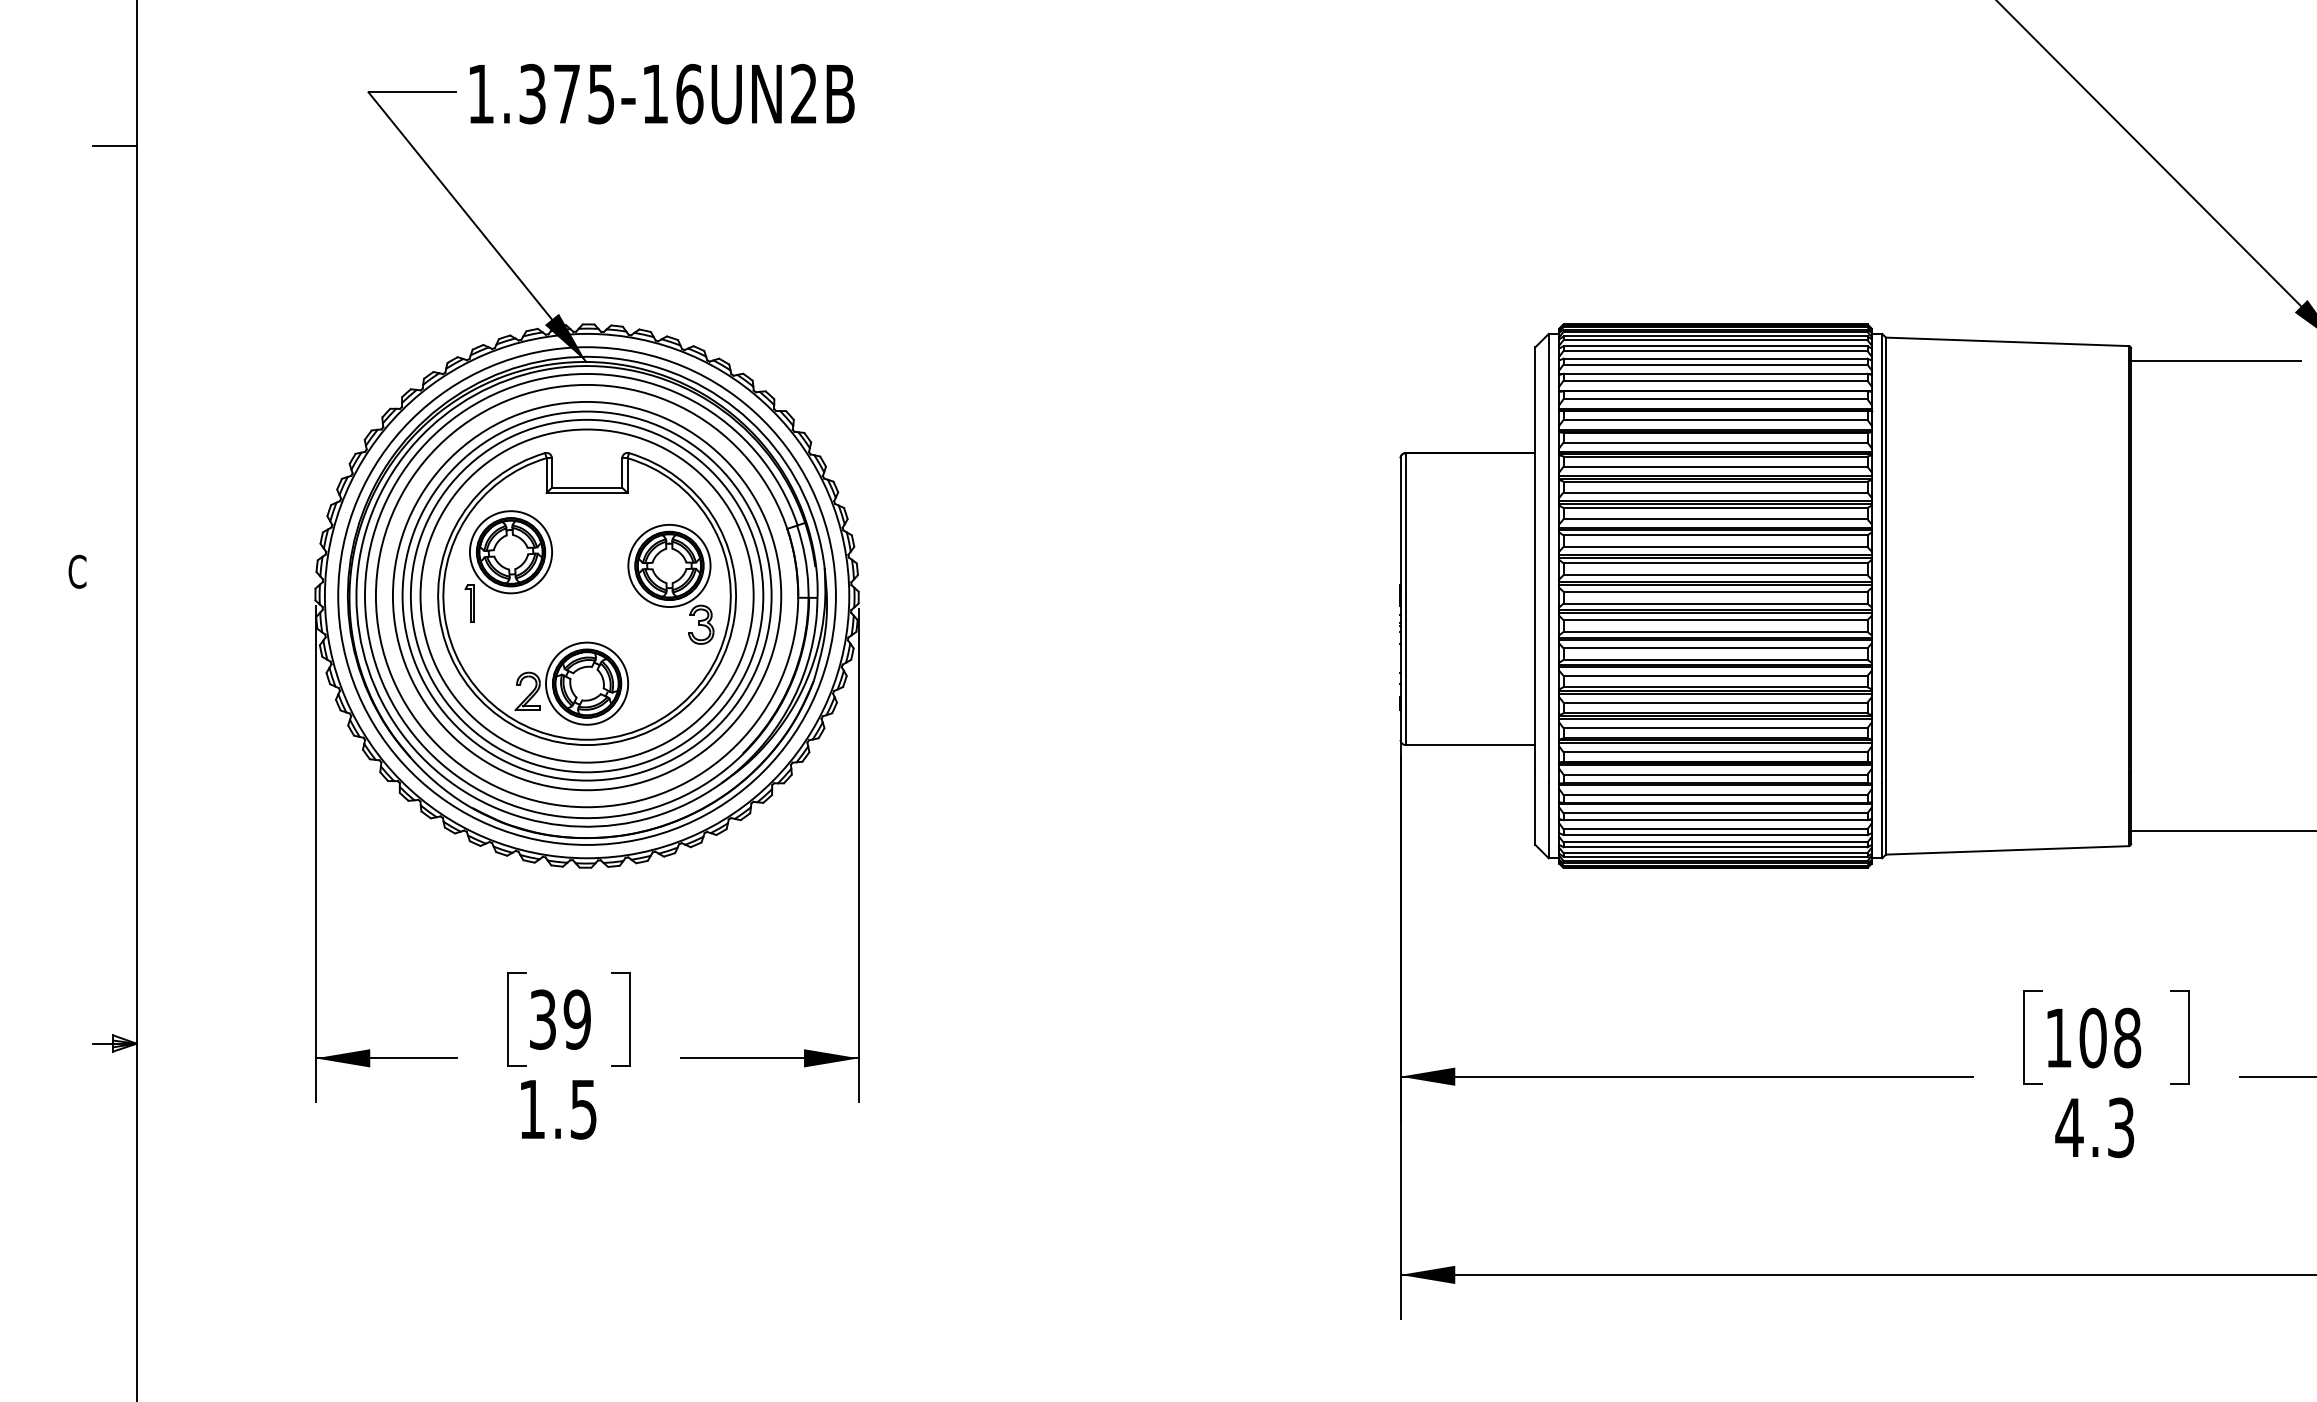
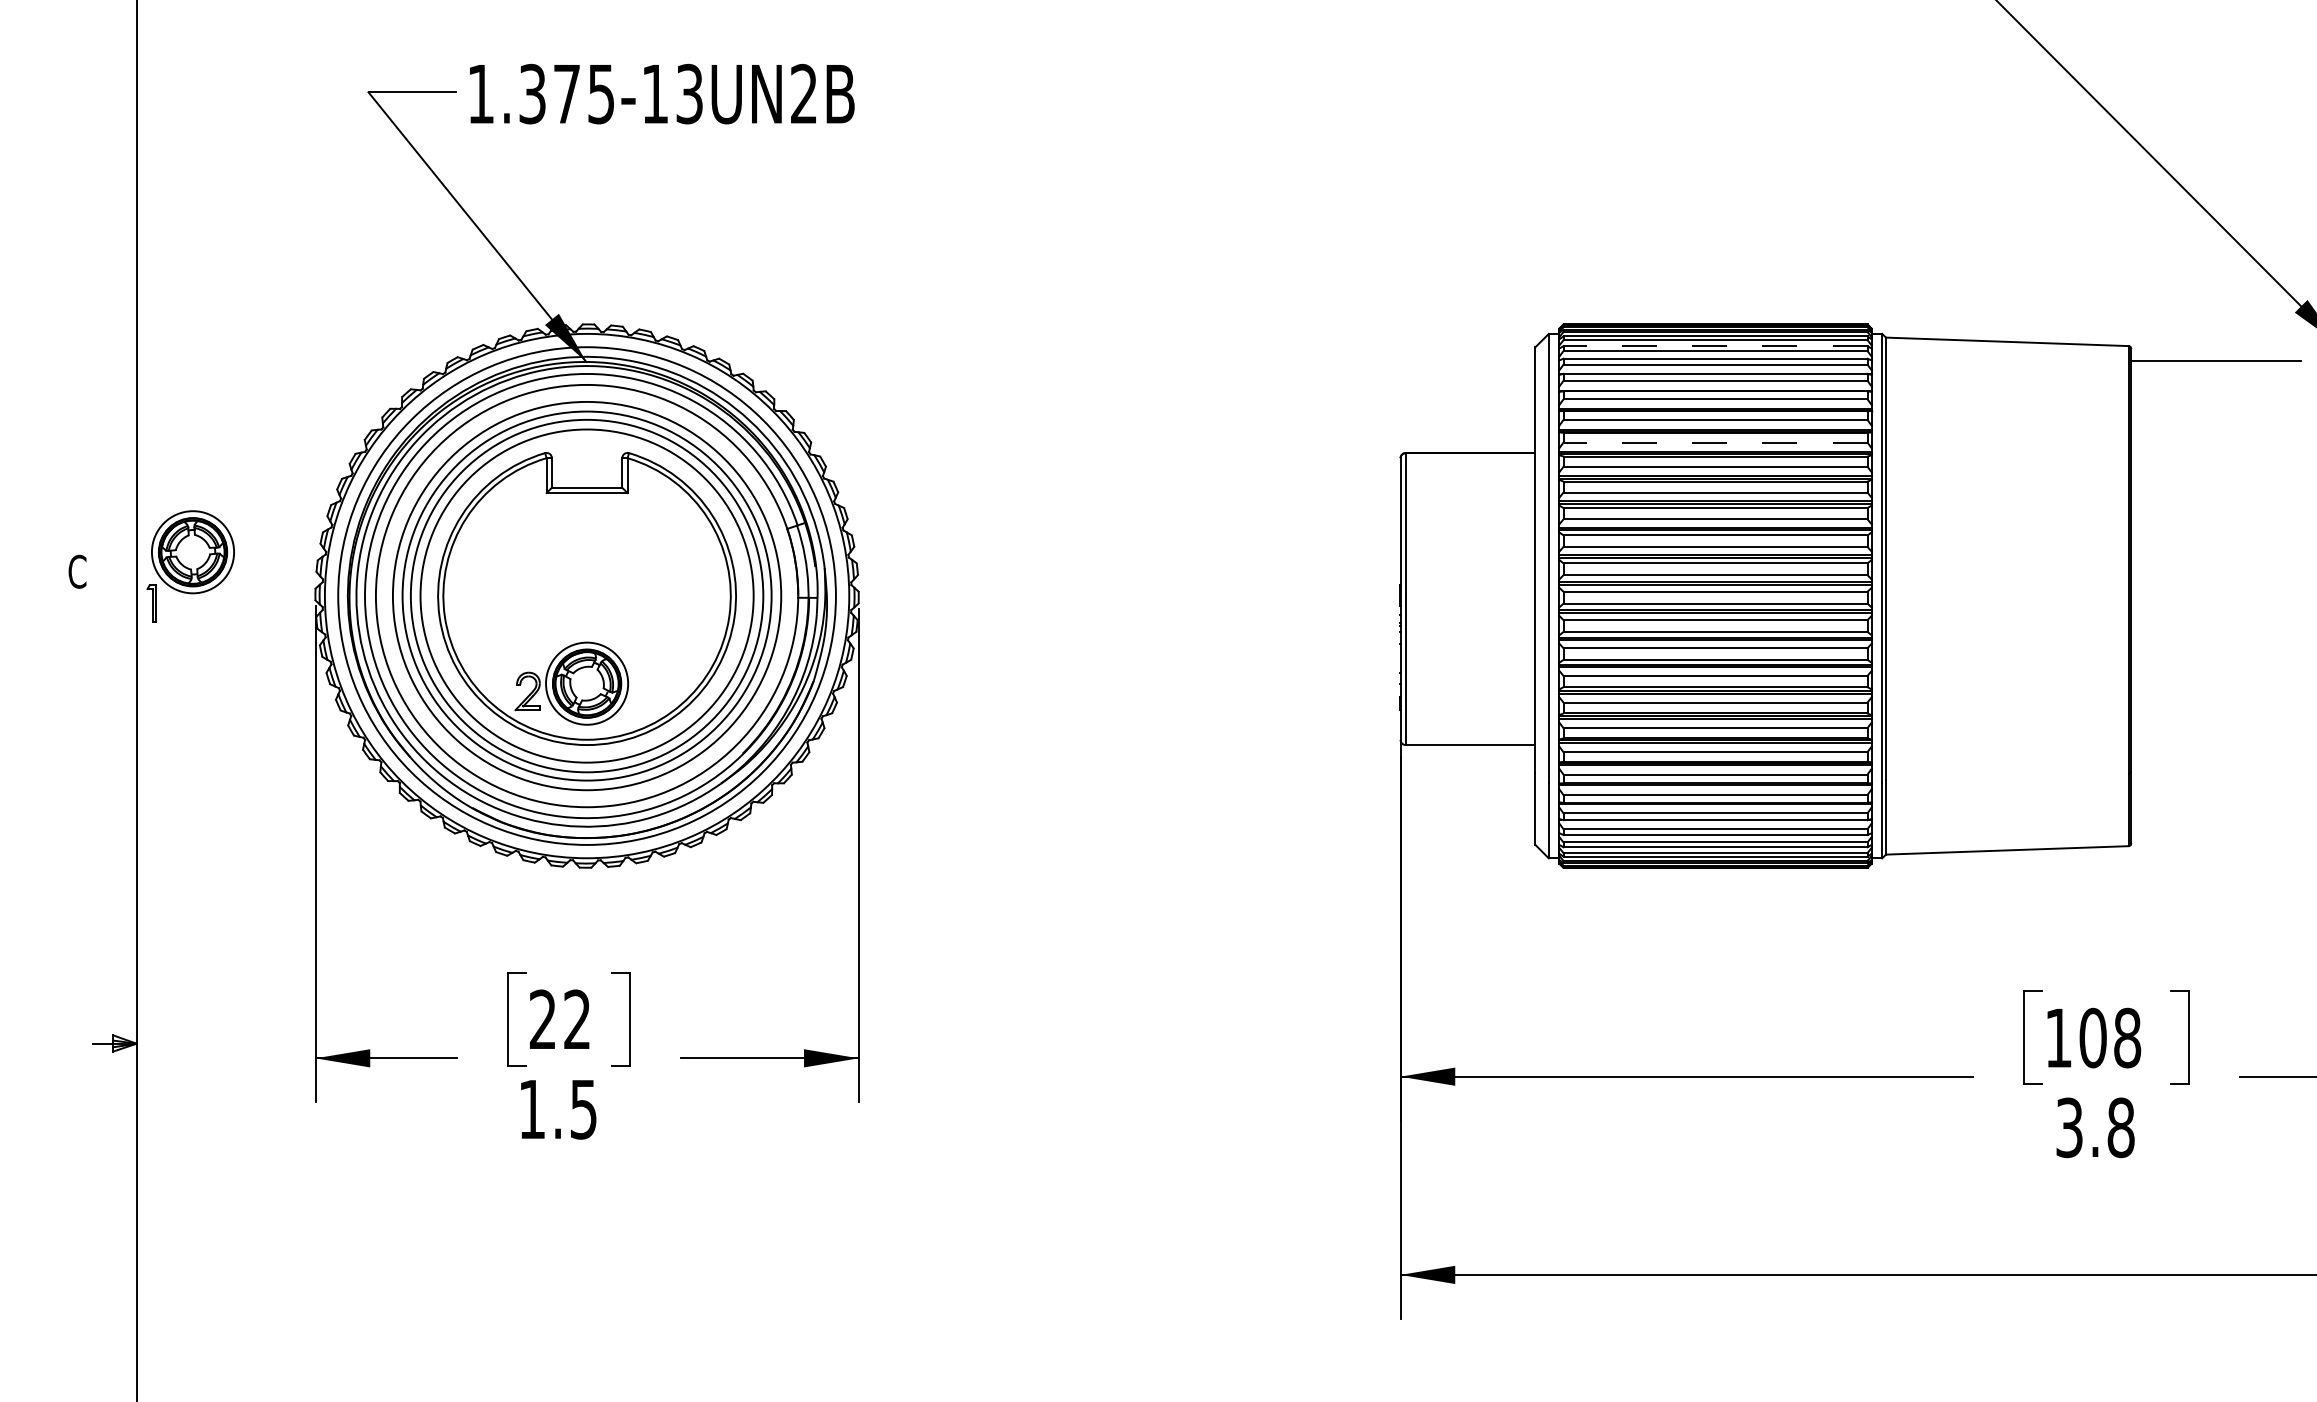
text: 1.375-16UN2B -> 1.375-13UN2B (689, 93)
line: present -> none (114, 145)
line: solid -> dashed (1715, 346)
line: solid -> dashed (1715, 442)
part position: (508, 566) -> (190, 566) (190, 566)
part: present -> none (670, 584)
line: present -> none (2222, 830)
text: 39 -> 22 (559, 1019)
text: 4.3 -> 3.8 (2094, 1127)
